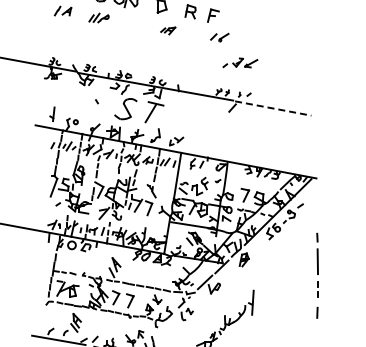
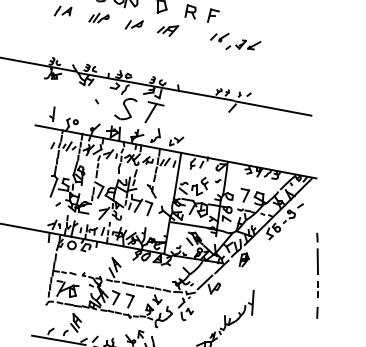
part: none -> present (133, 24)
part size: 17x10 px -> 23x12 px (168, 30)
part position: (240, 62) -> (243, 44) (243, 44)
line: dashed -> solid (273, 108)
